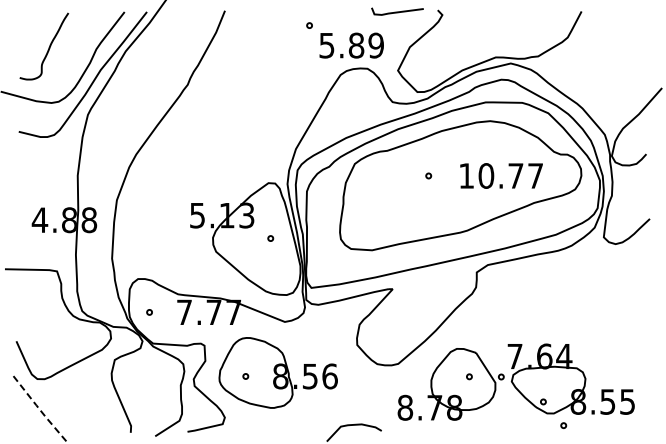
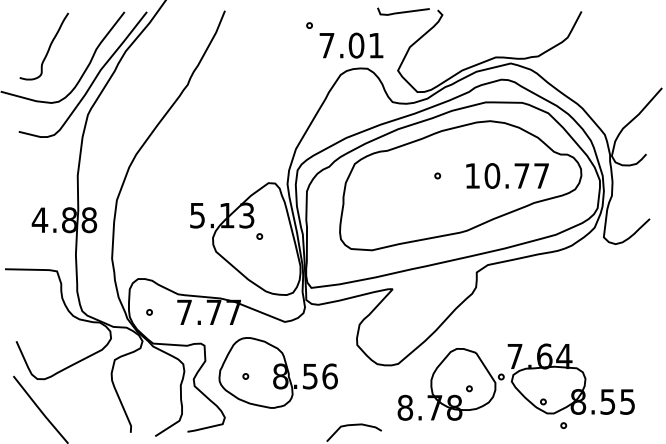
line position: (397, 11) -> (403, 11) (403, 11)
text: 5.89 -> 7.01 (351, 45)
part position: (428, 175) -> (437, 175) (437, 175)
text position: (501, 175) -> (507, 175) (507, 175)
part position: (270, 238) -> (259, 236) (259, 236)
part position: (469, 376) -> (469, 388) (469, 388)
line: dashed -> solid (40, 410)
